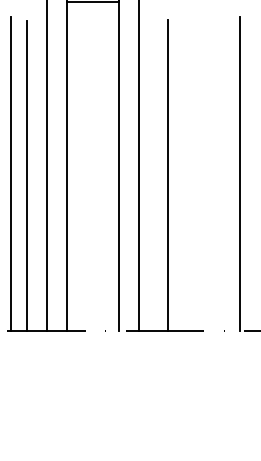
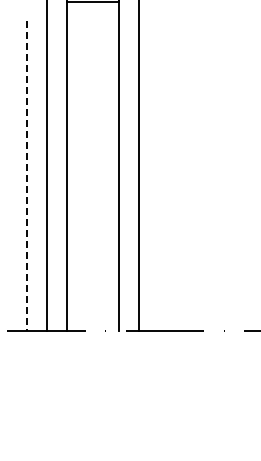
line: present -> none (10, 174)
line: present -> none (240, 174)
line: present -> none (168, 175)
line: solid -> dashed (27, 176)
